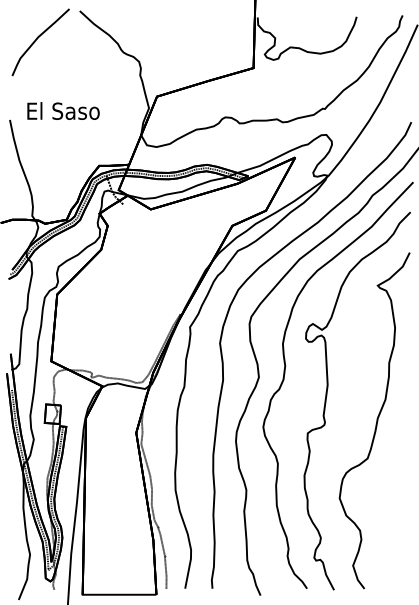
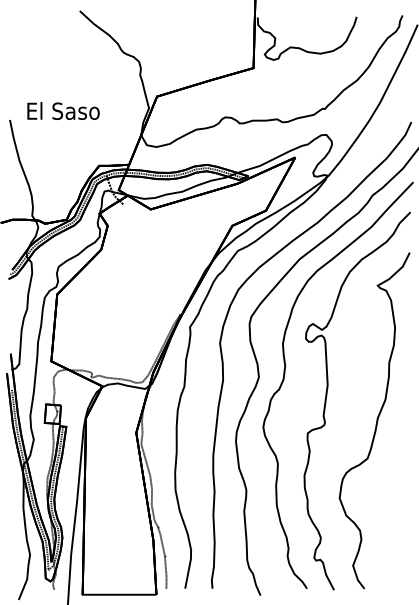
curve: present -> none (37, 39)
